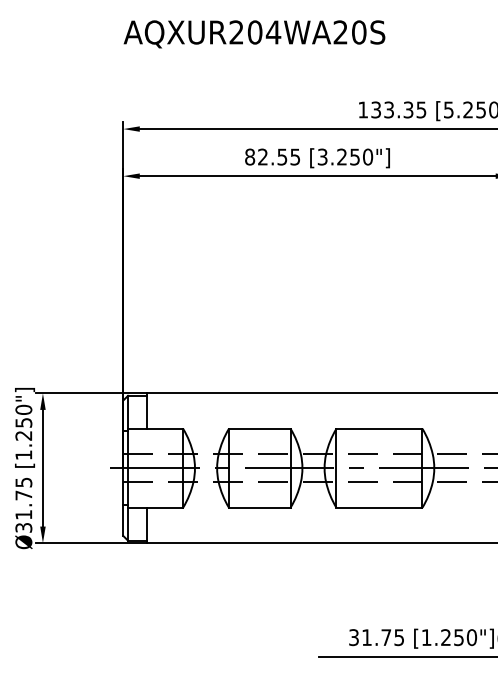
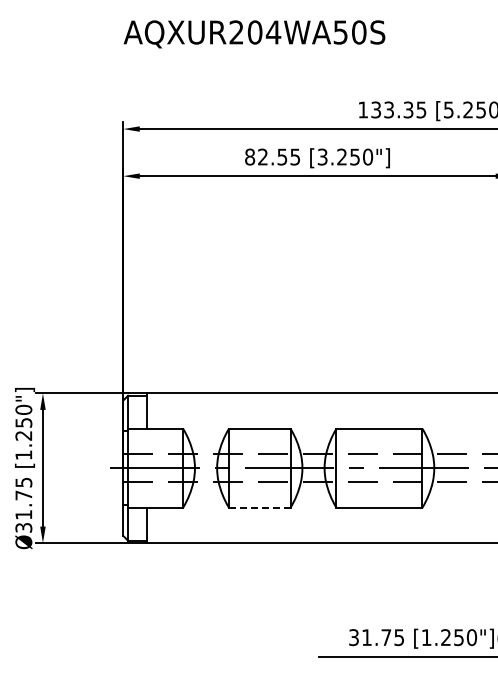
text: AQXUR204WA20S -> AQXUR204WA50S (340, 32)
line: solid -> dashed (259, 507)
